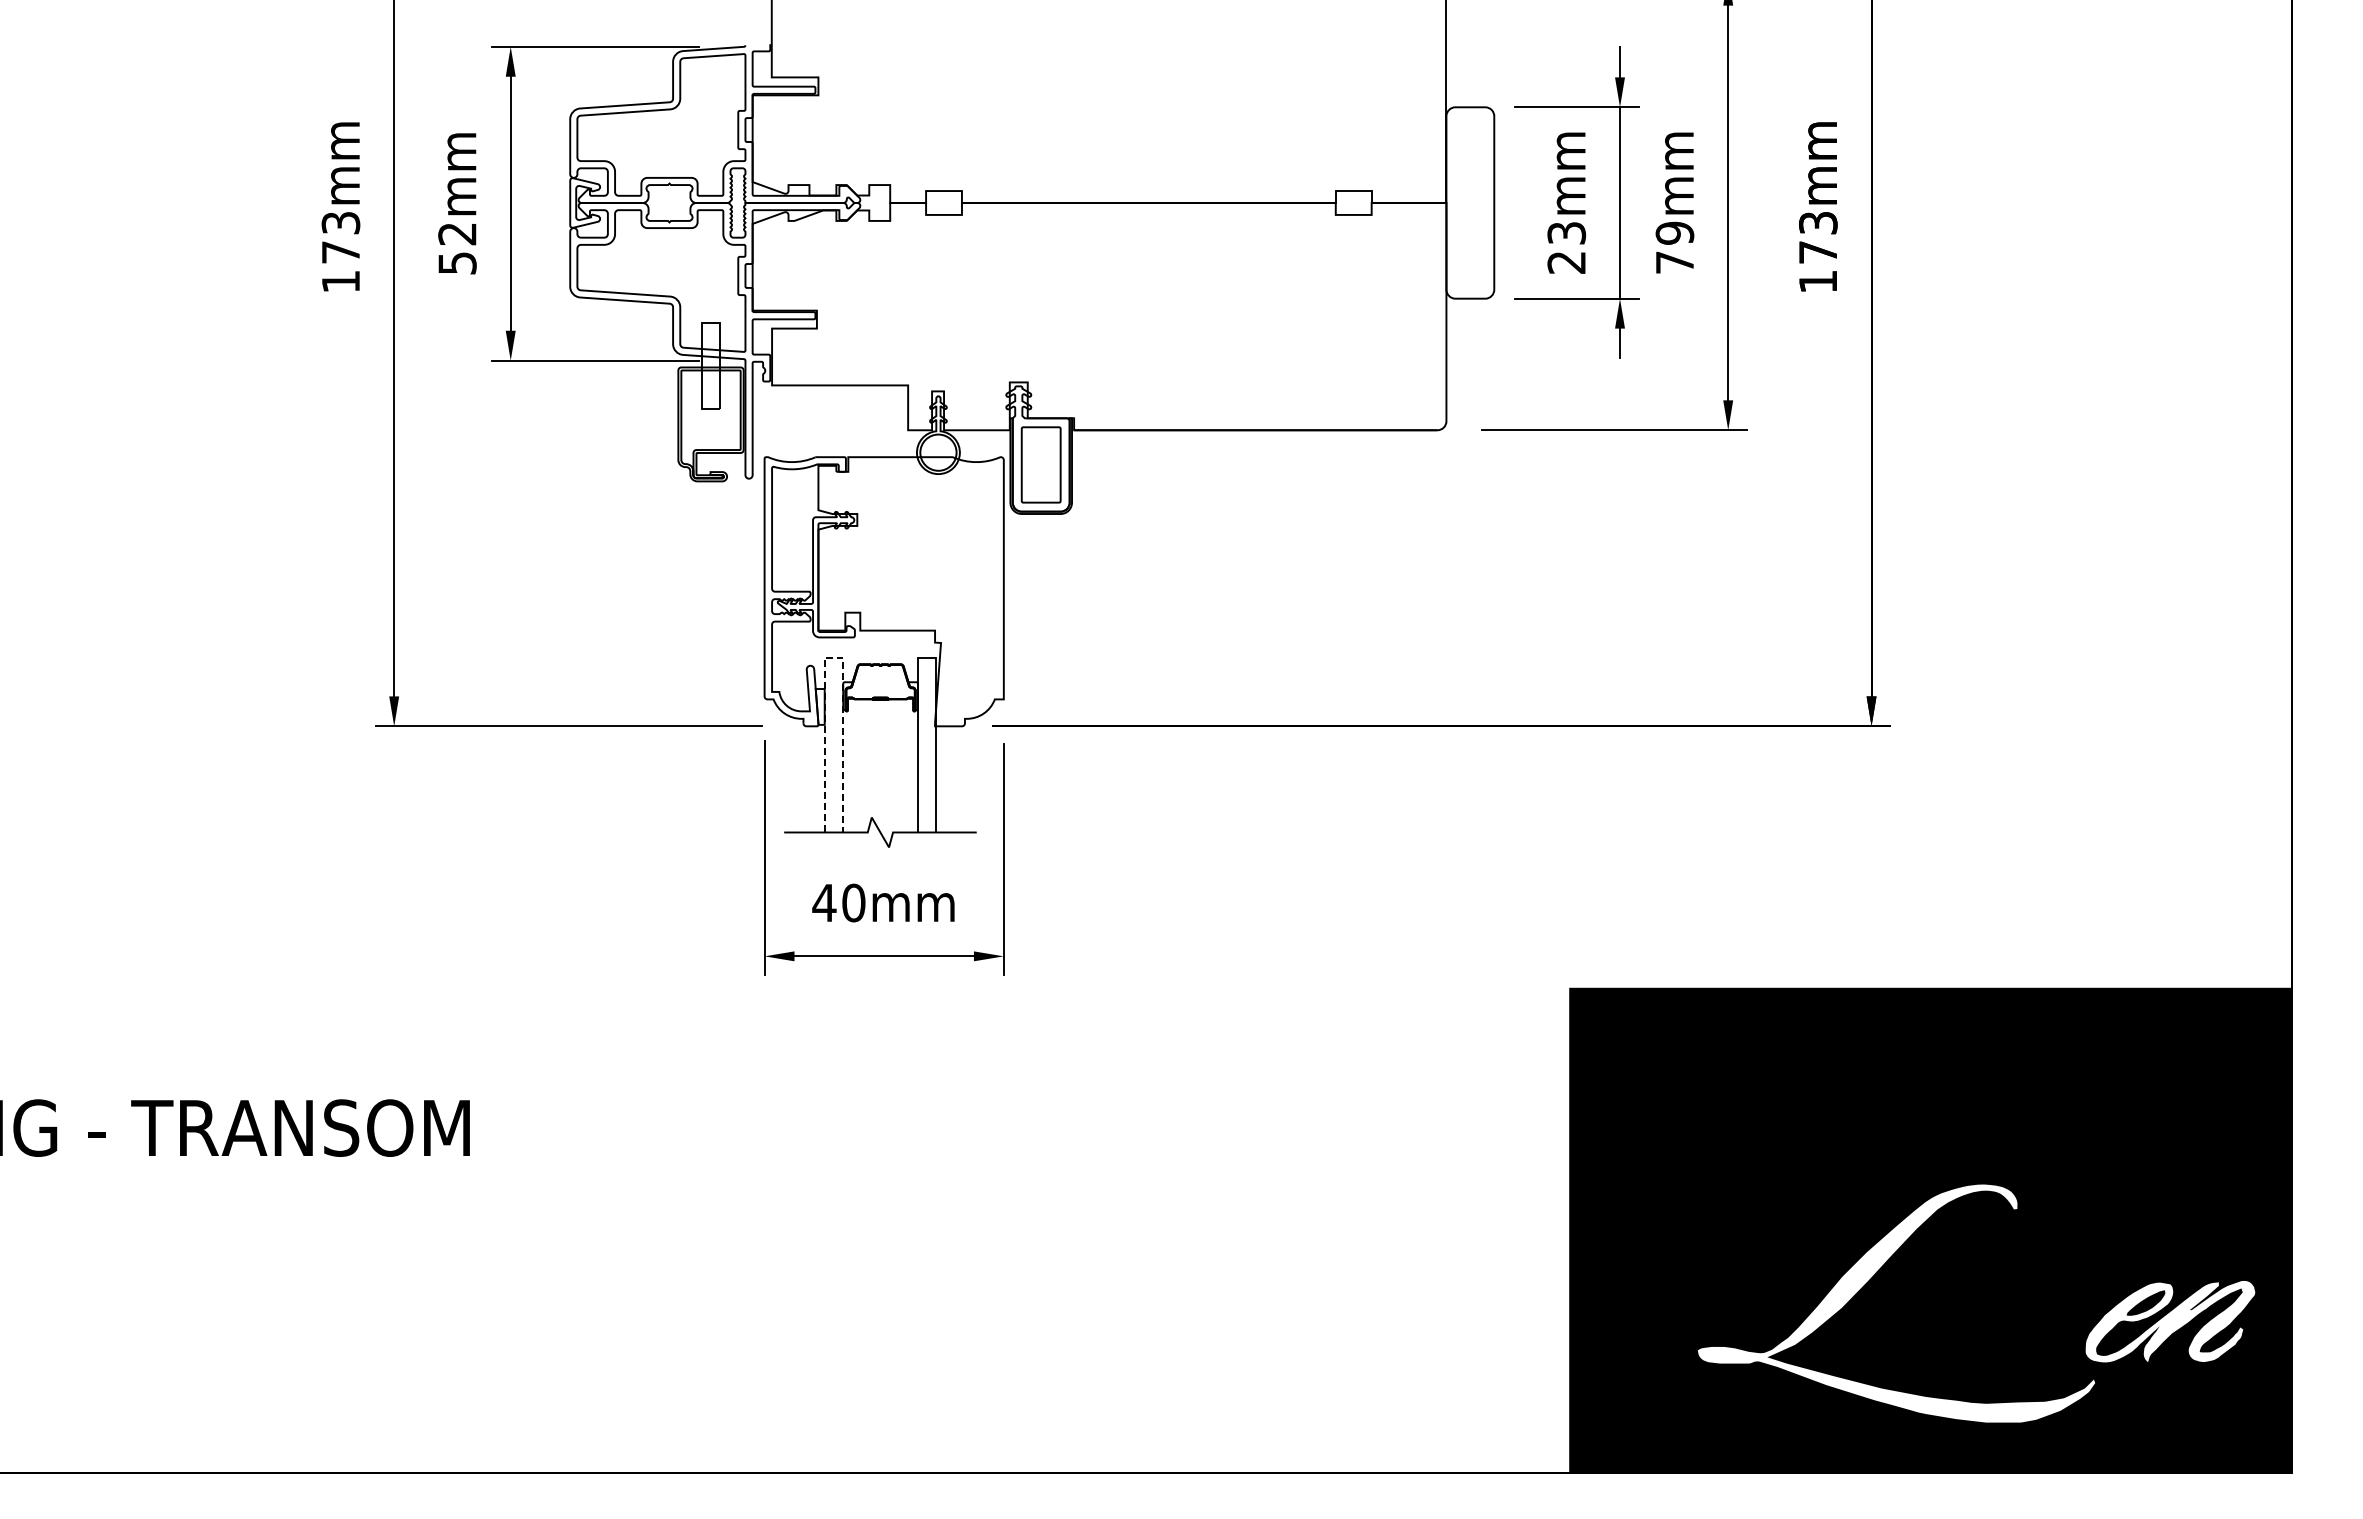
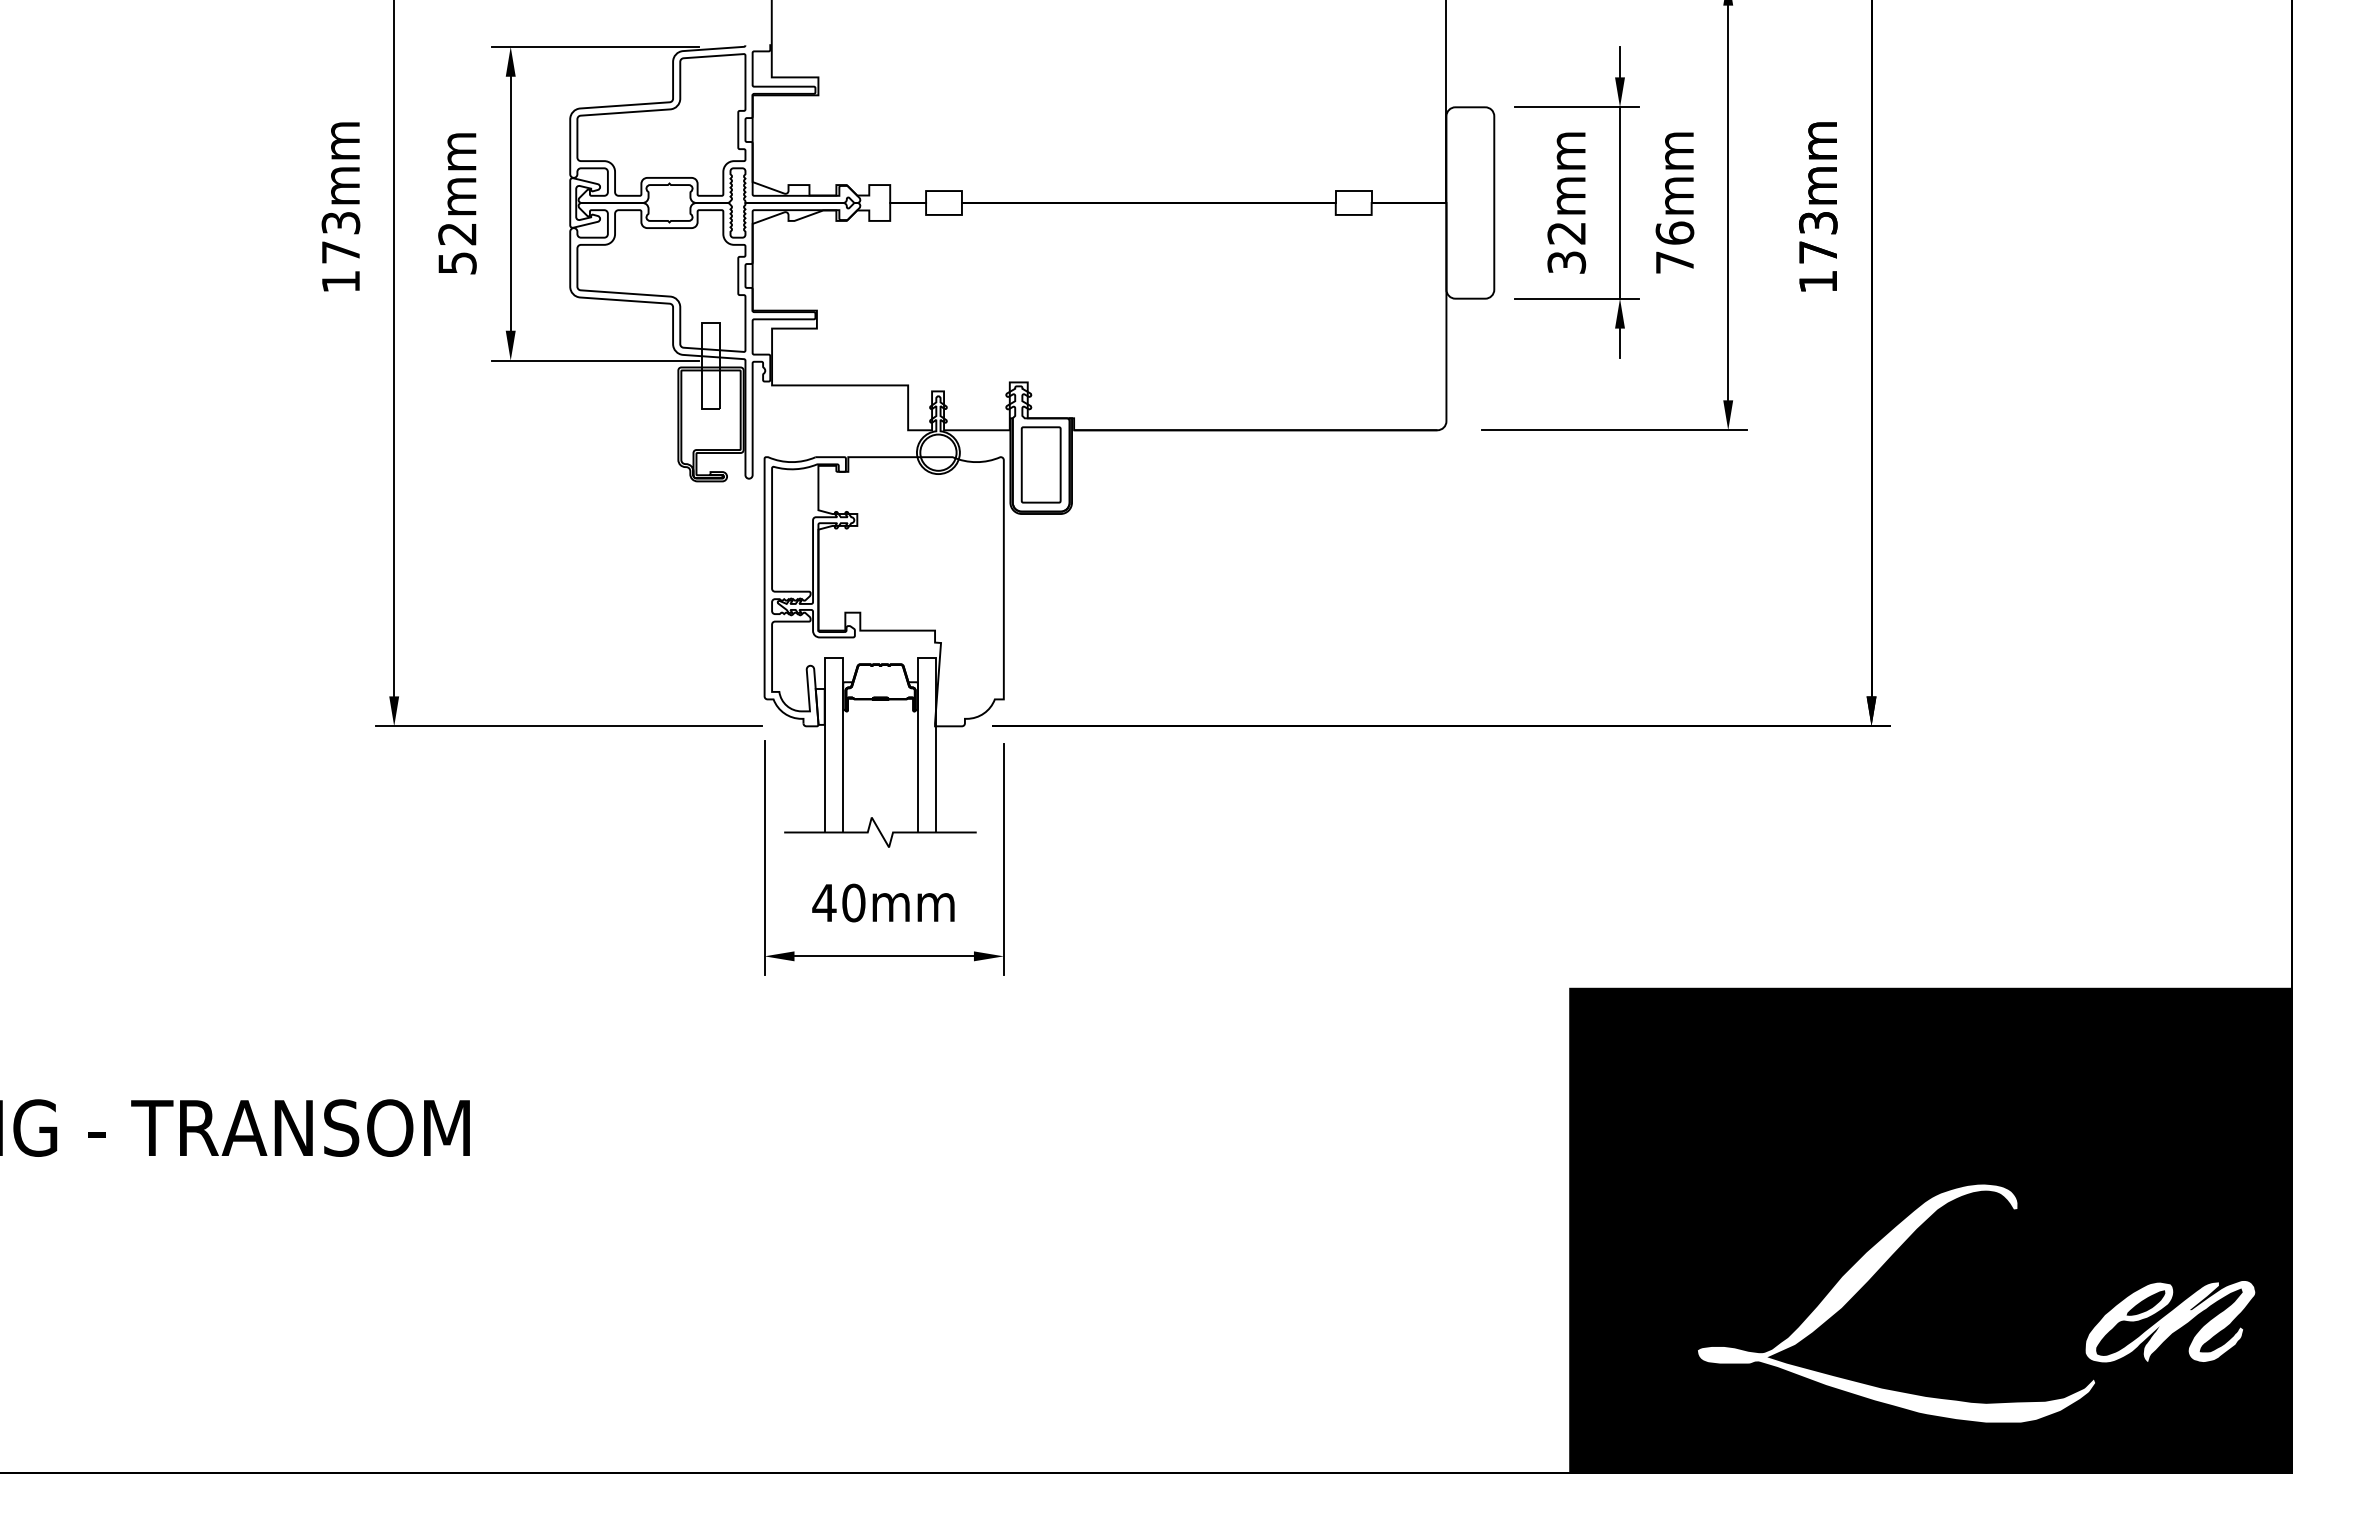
text: 79mm -> 76mm (1674, 232)
text: 23mm -> 32mm (1566, 247)
line: dashed -> solid (834, 657)
